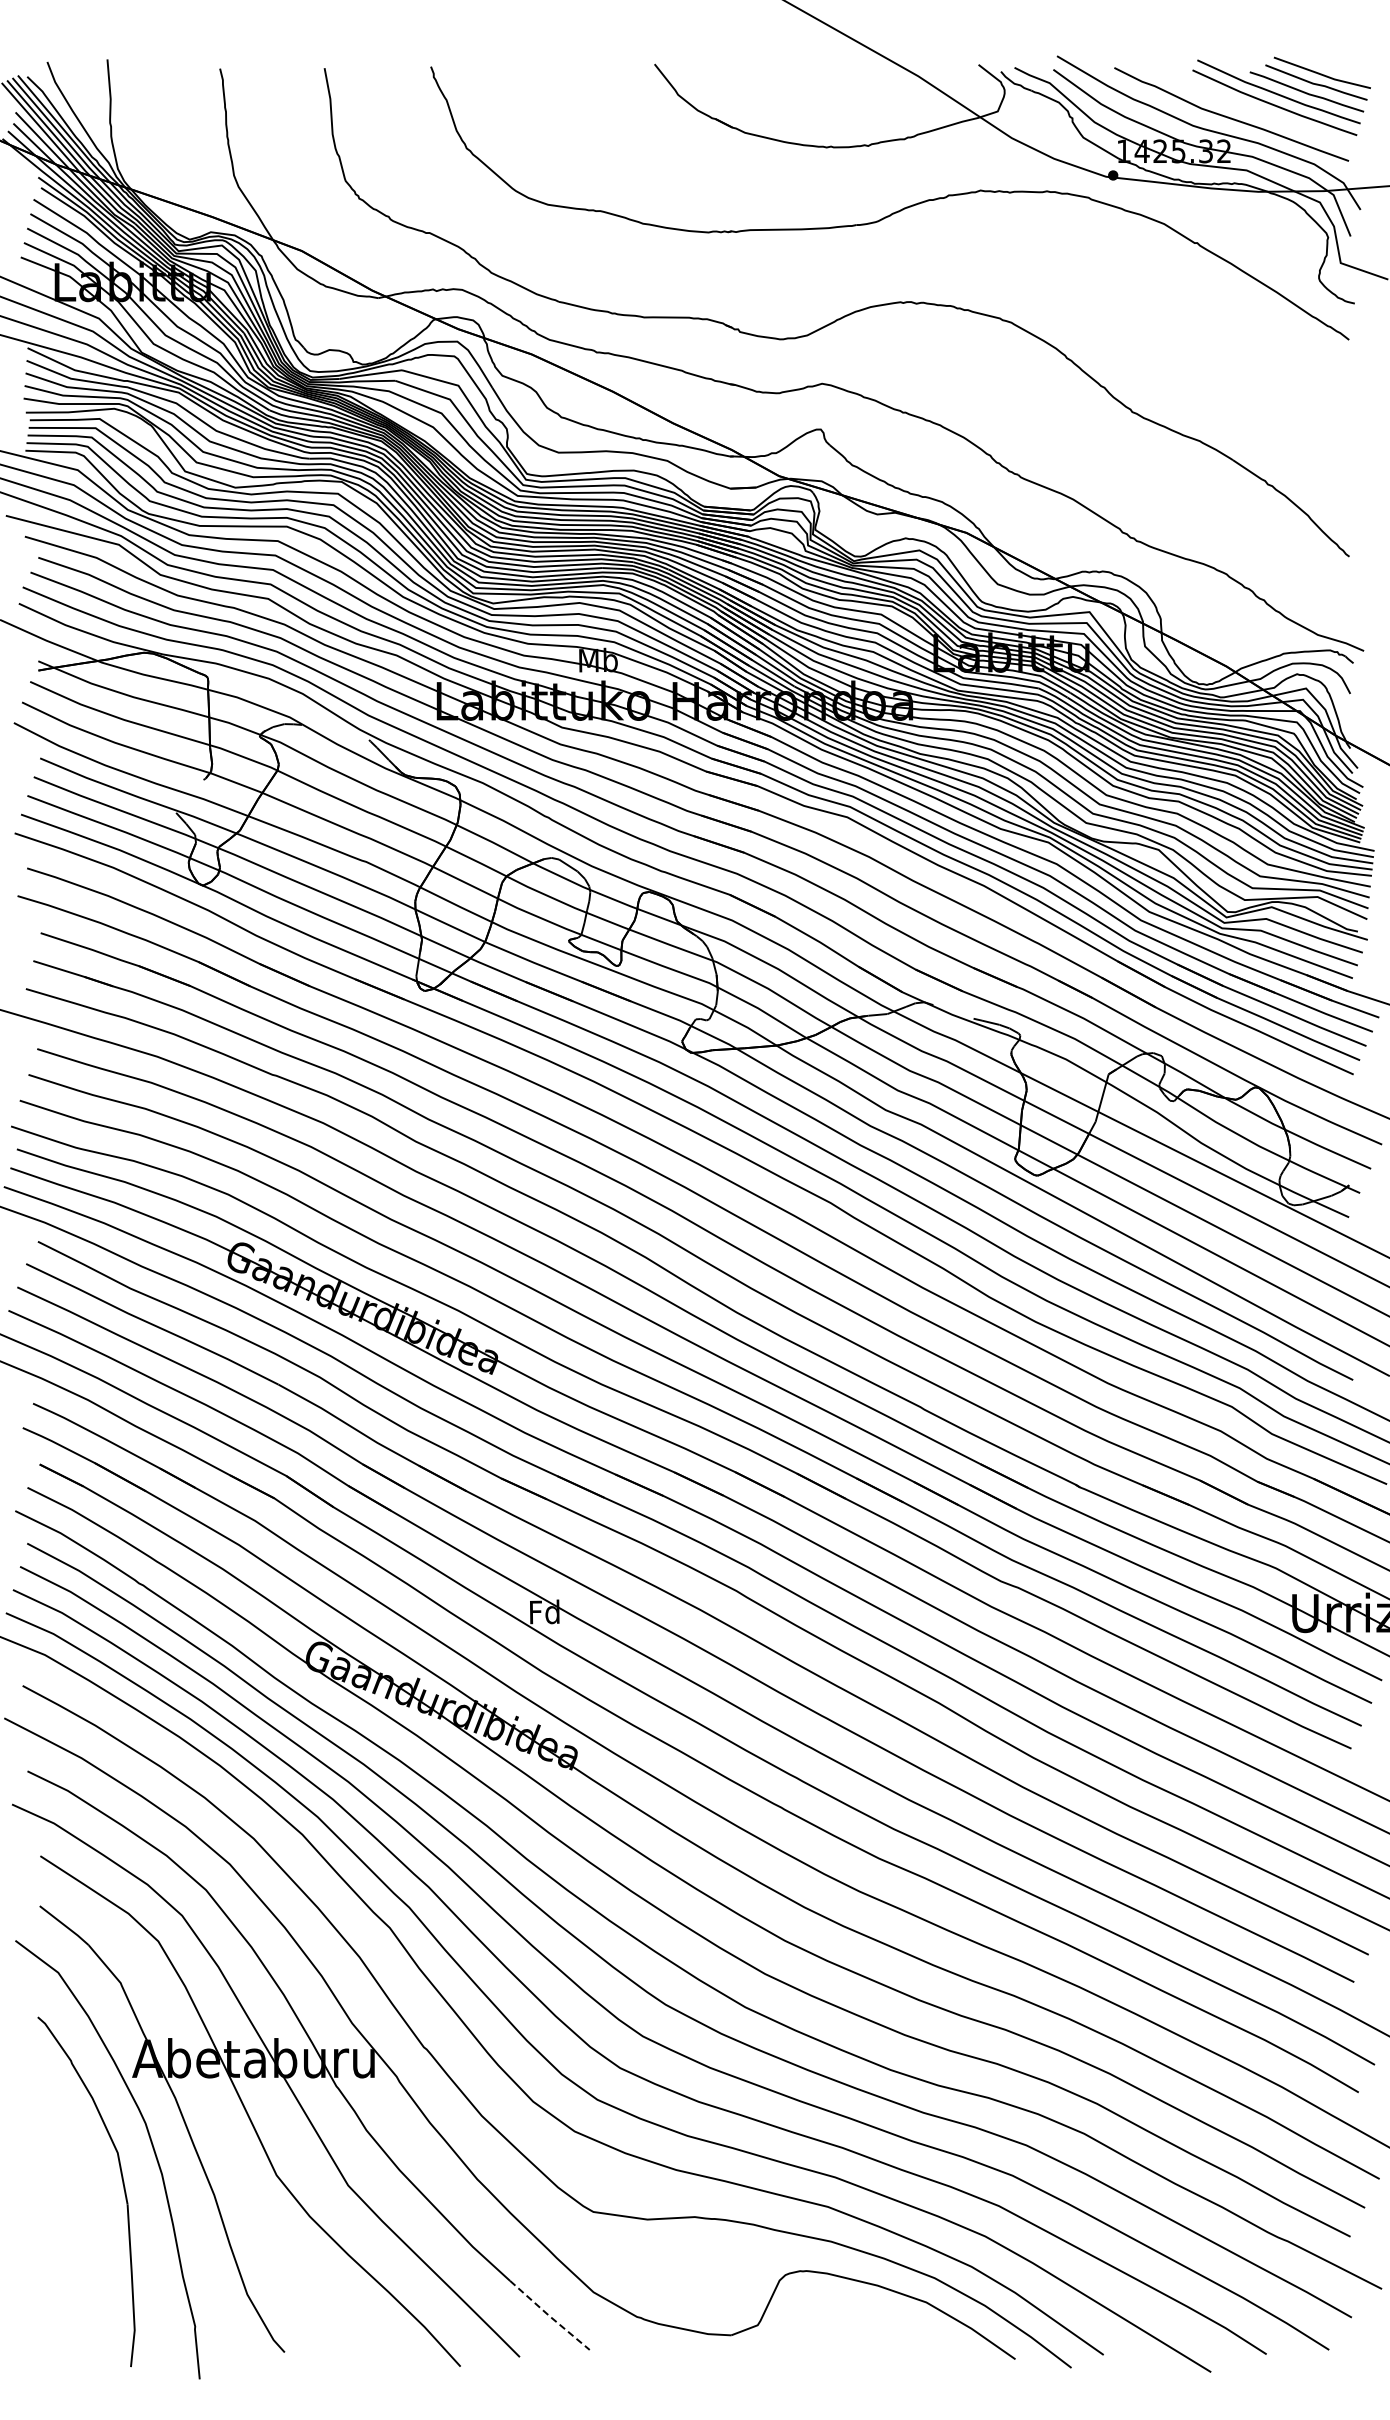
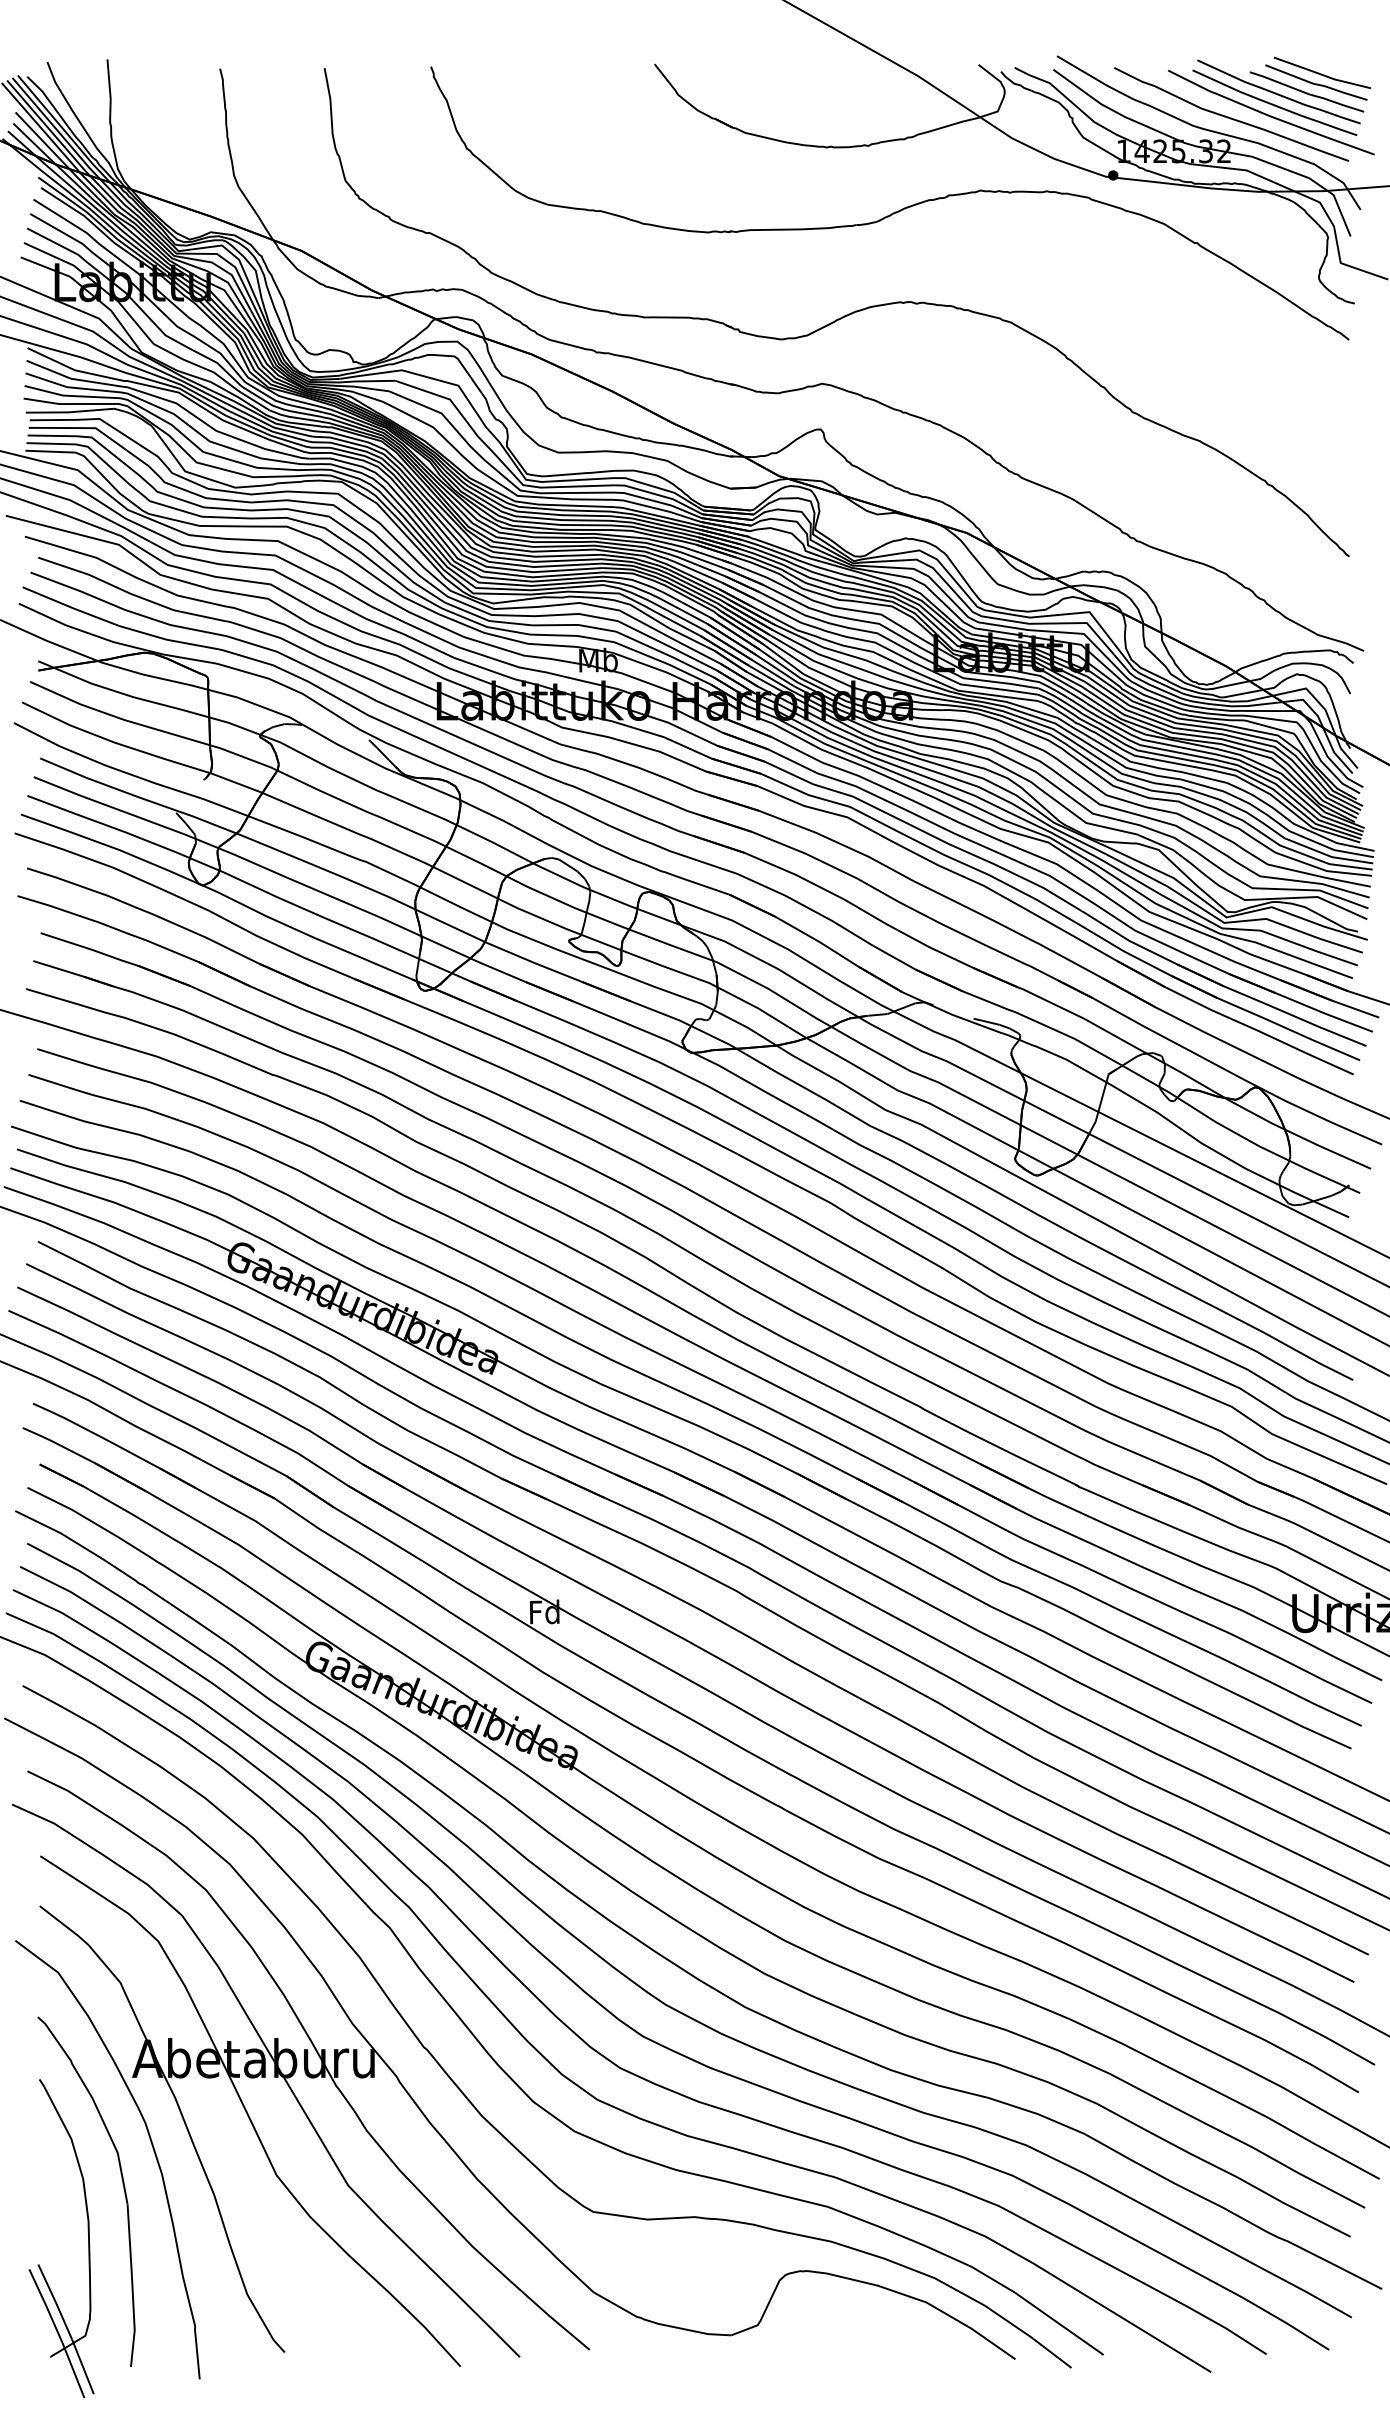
curve: none -> present (1271, 115)
part: none -> present (87, 2231)
line: dashed -> solid (549, 2316)
